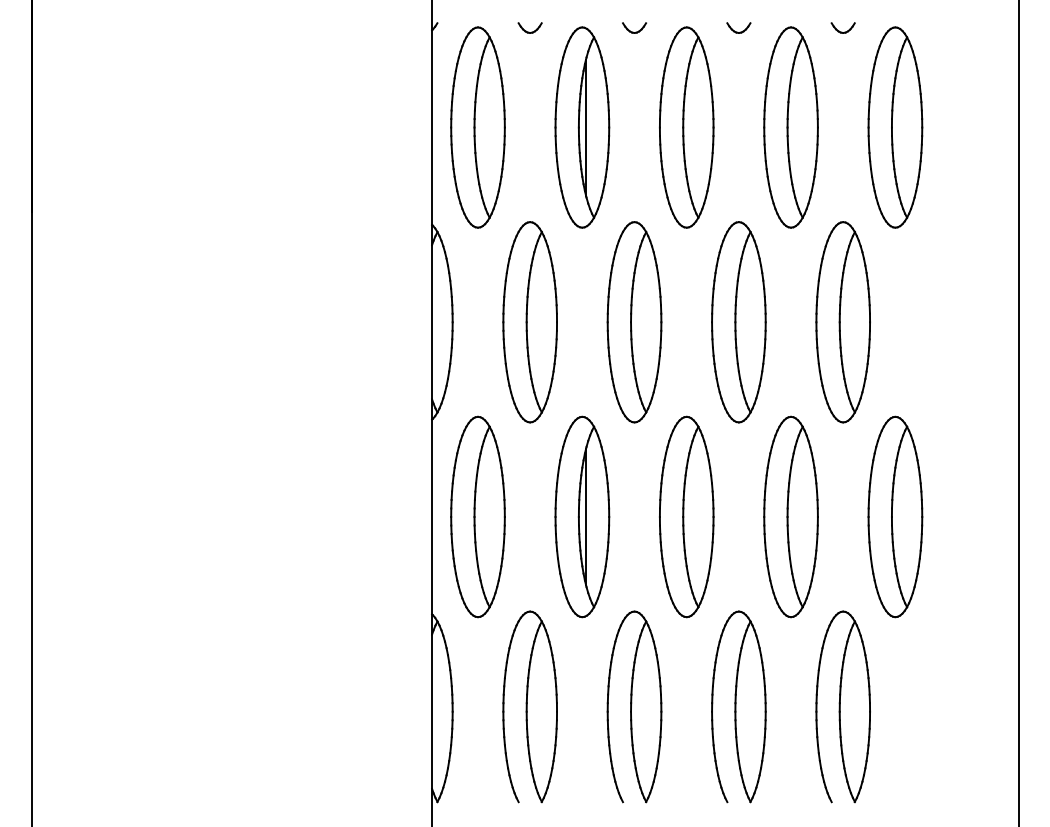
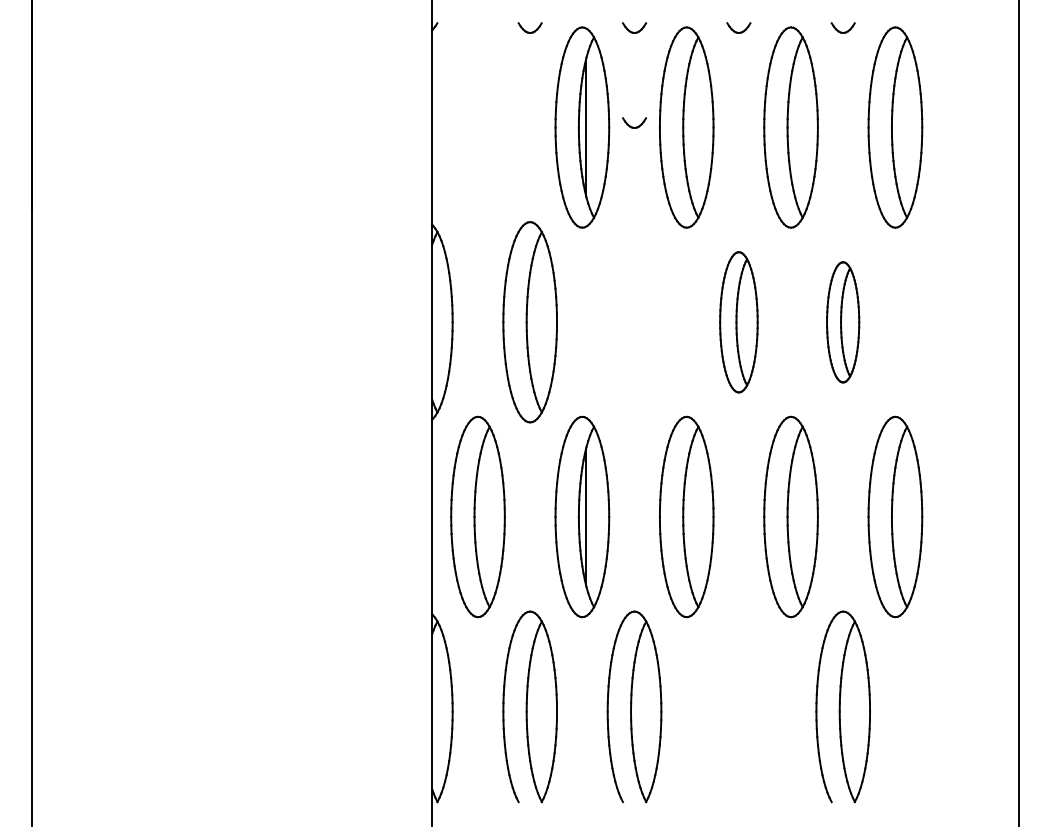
part: none -> present (634, 122)
part: present -> none (477, 127)
part: present -> none (634, 322)
part size: 56x203 px -> 40x143 px (738, 322)
part size: 56x203 px -> 35x123 px (843, 322)
part: present -> none (738, 706)
